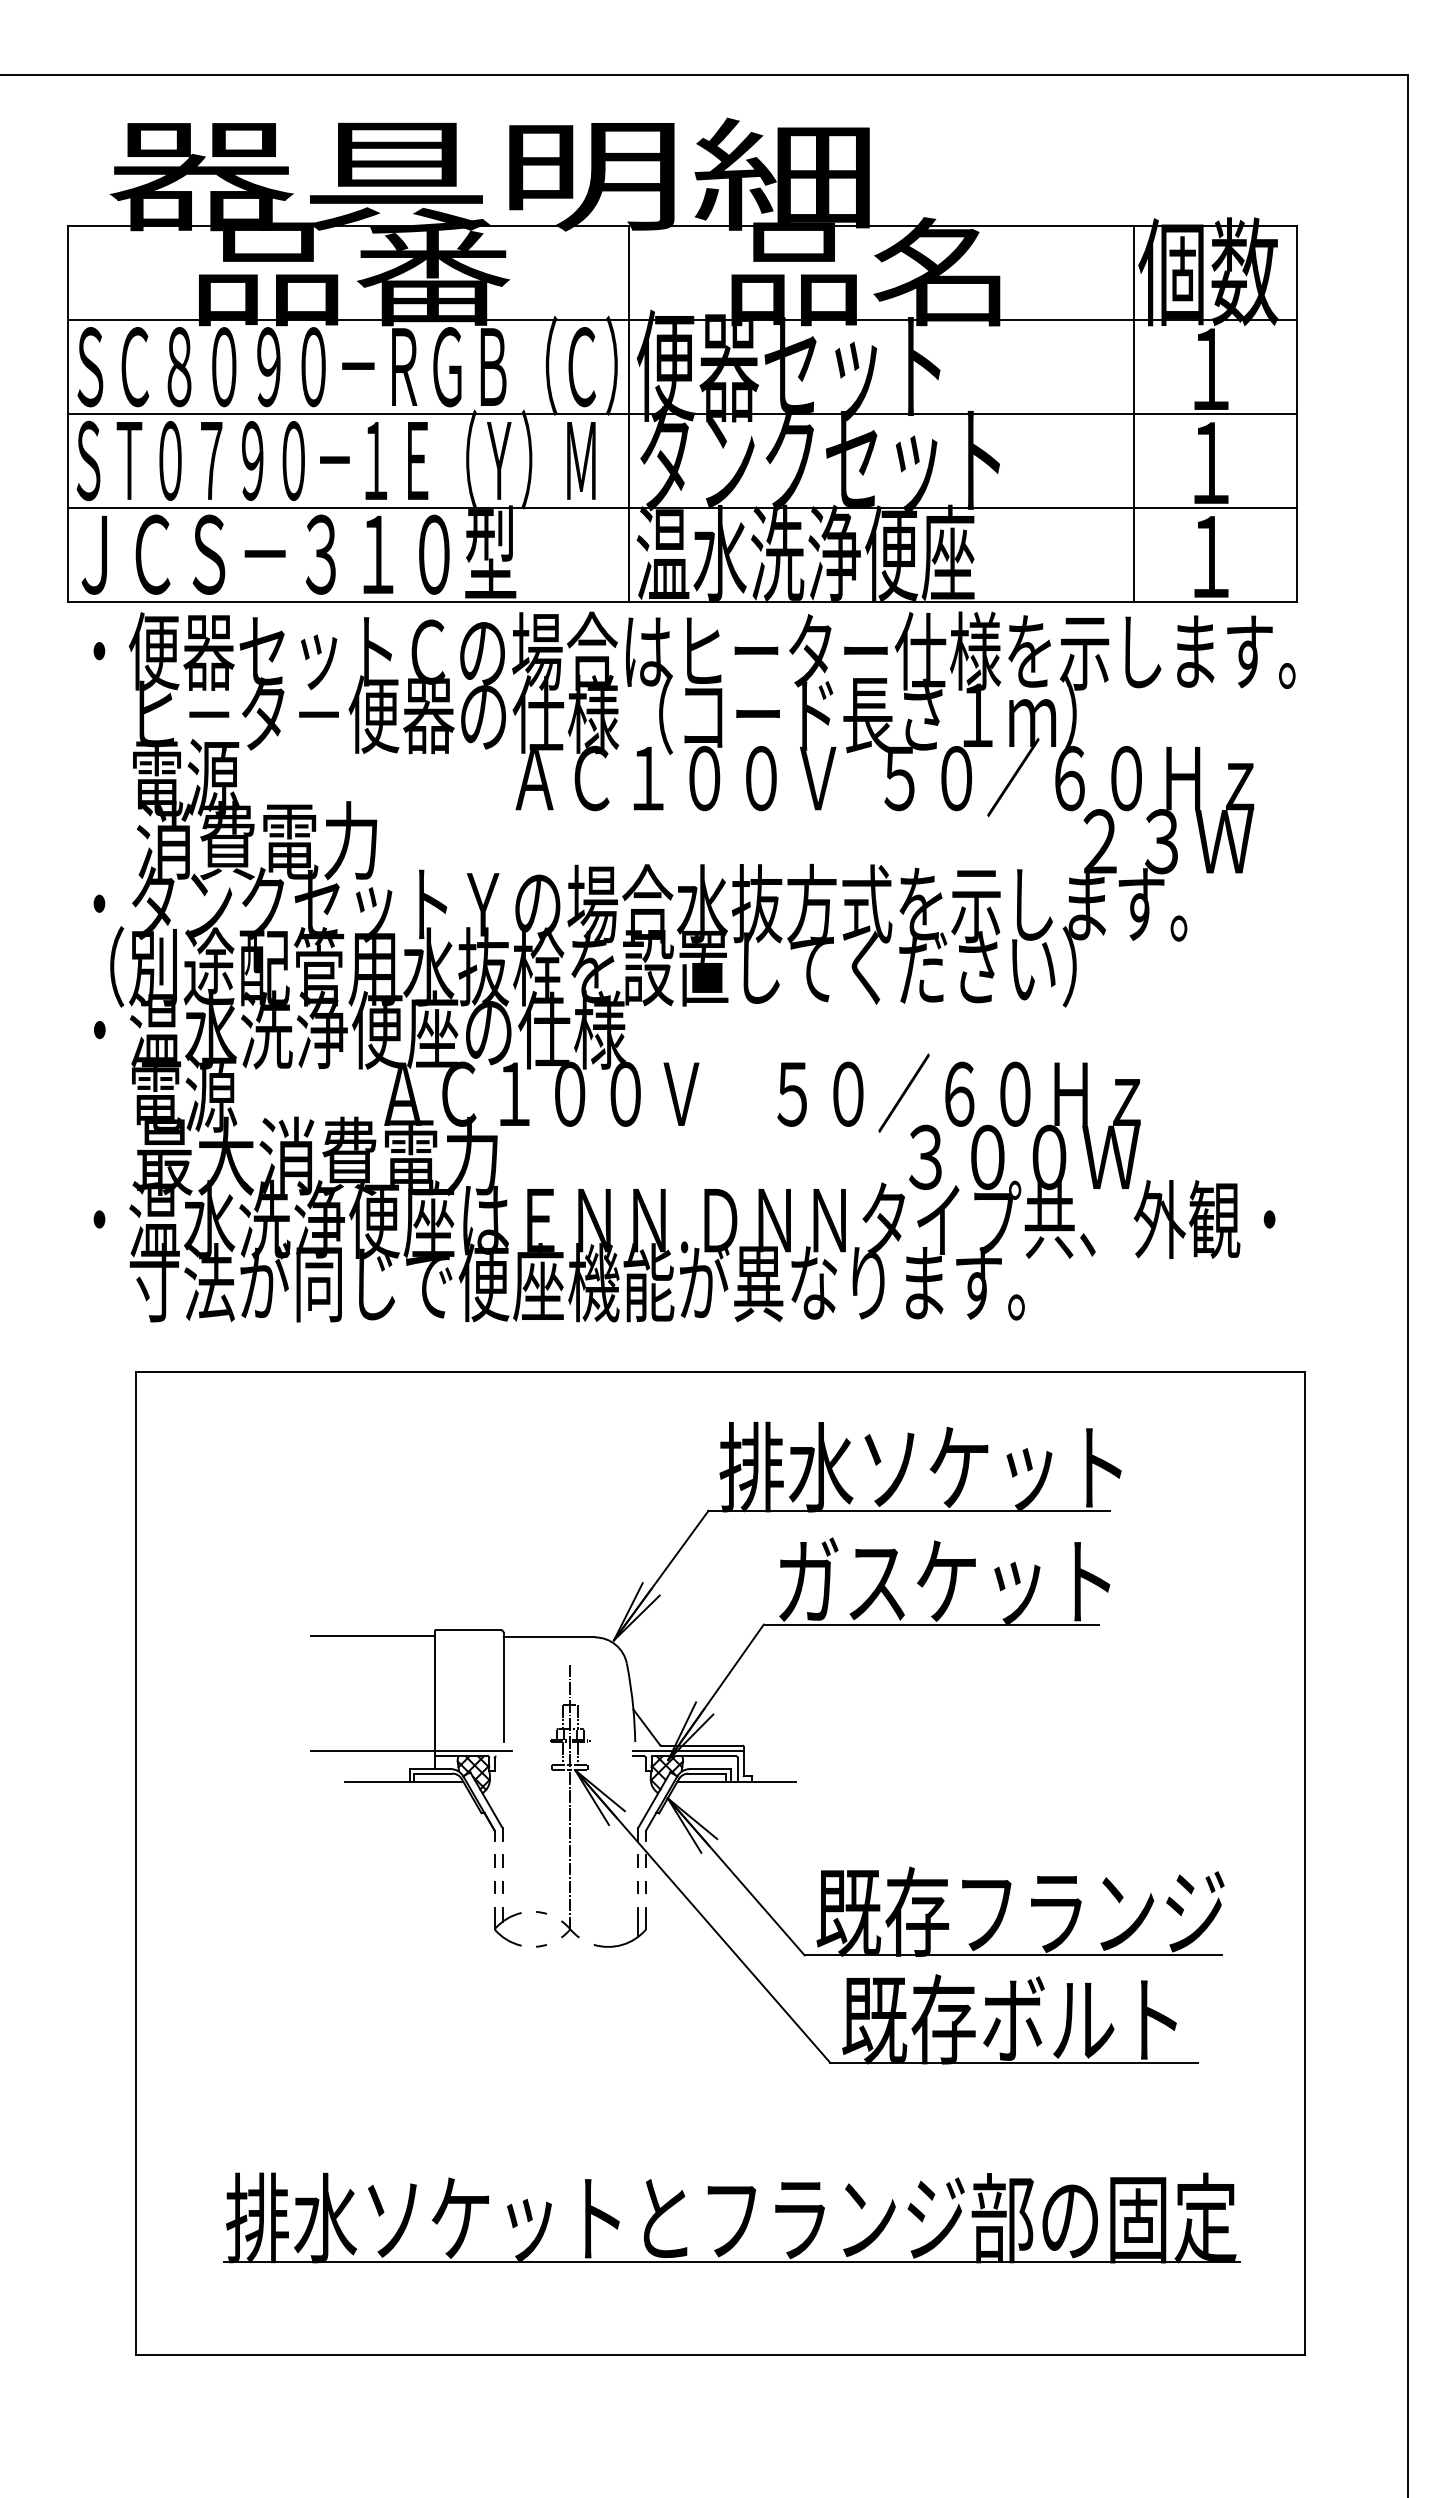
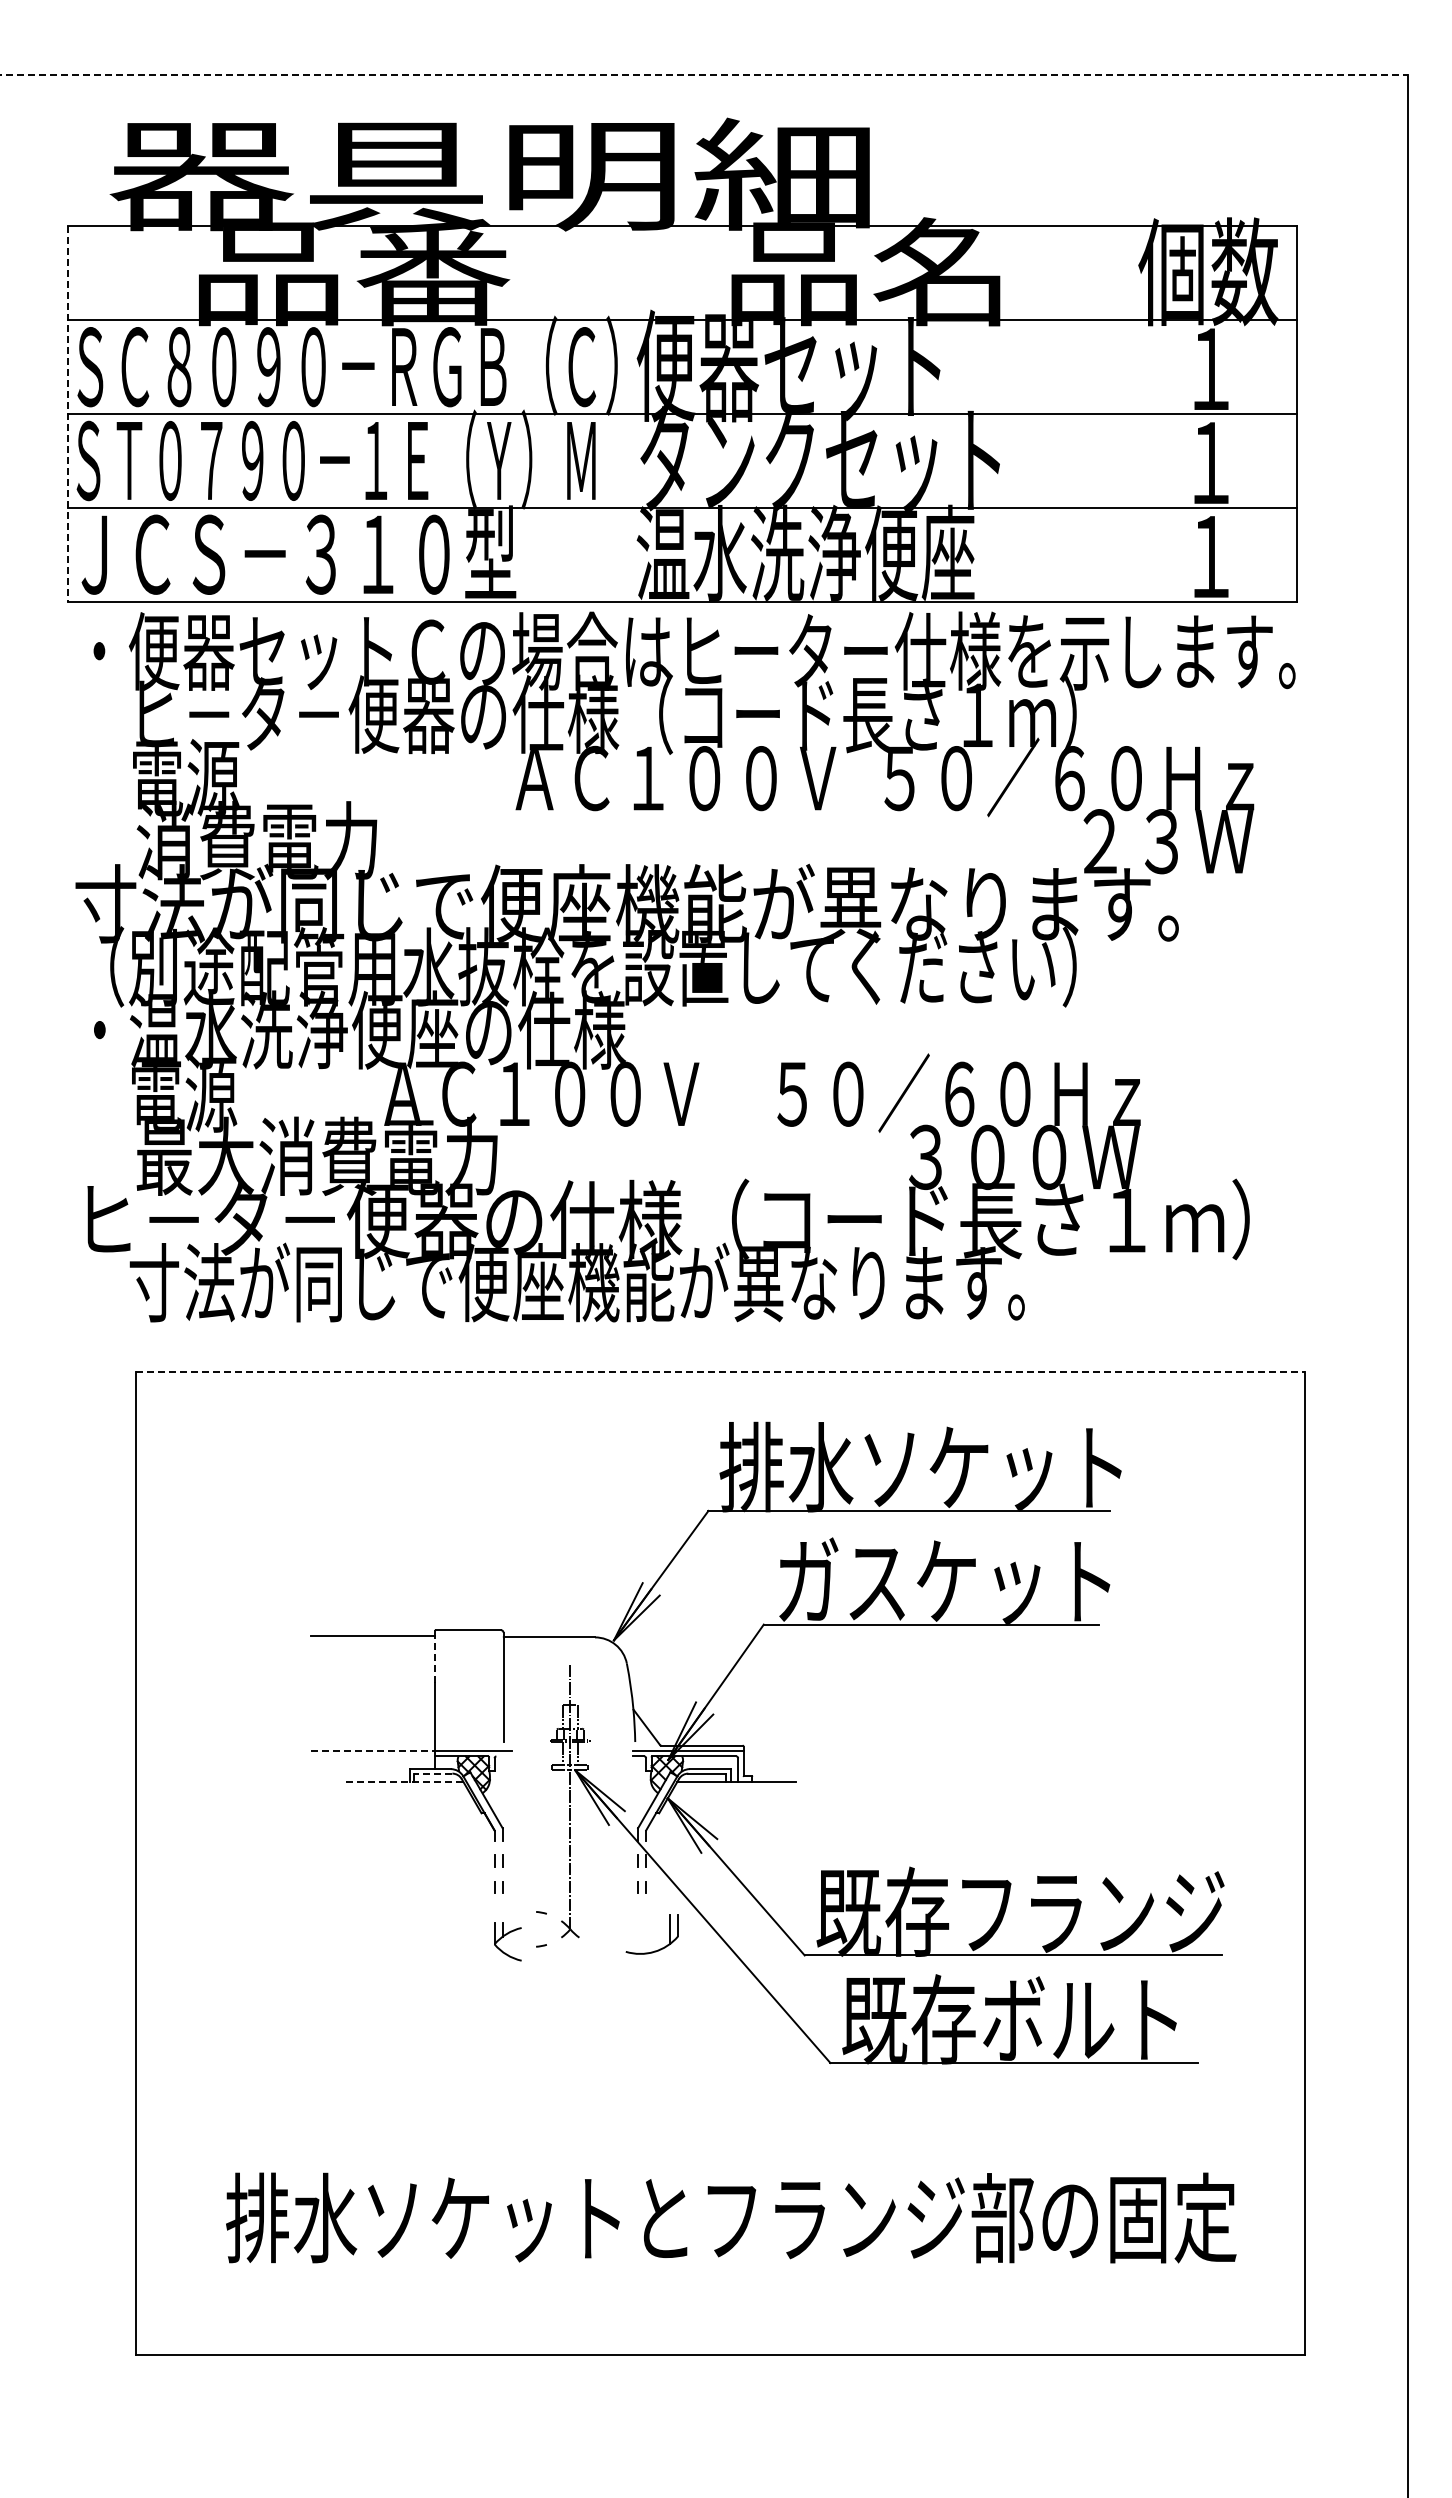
line: solid -> dashed (704, 74)
line: present -> none (629, 413)
line: present -> none (1134, 413)
line: solid -> dashed (67, 414)
text: ・タンクセットＹの場合水抜方式を示します。 -> 寸法が同じで便座機能が異なります。 (631, 903)
text: ・温水洗浄便座はＥＮＮ.ＤＮＮタイプ共、外観・ -> ヒ－タ－便器の仕様（コード長さ１ｍ） (681, 1219)
line: solid -> dashed (720, 1372)
line: solid -> dashed (435, 1658)
line: solid -> dashed (373, 1751)
line: solid -> dashed (432, 1773)
line: solid -> dashed (403, 1781)
part position: (507, 1926) -> (507, 1941) (507, 1941)
part position: (625, 1942) -> (657, 1949) (657, 1949)
line: present -> none (731, 2261)
